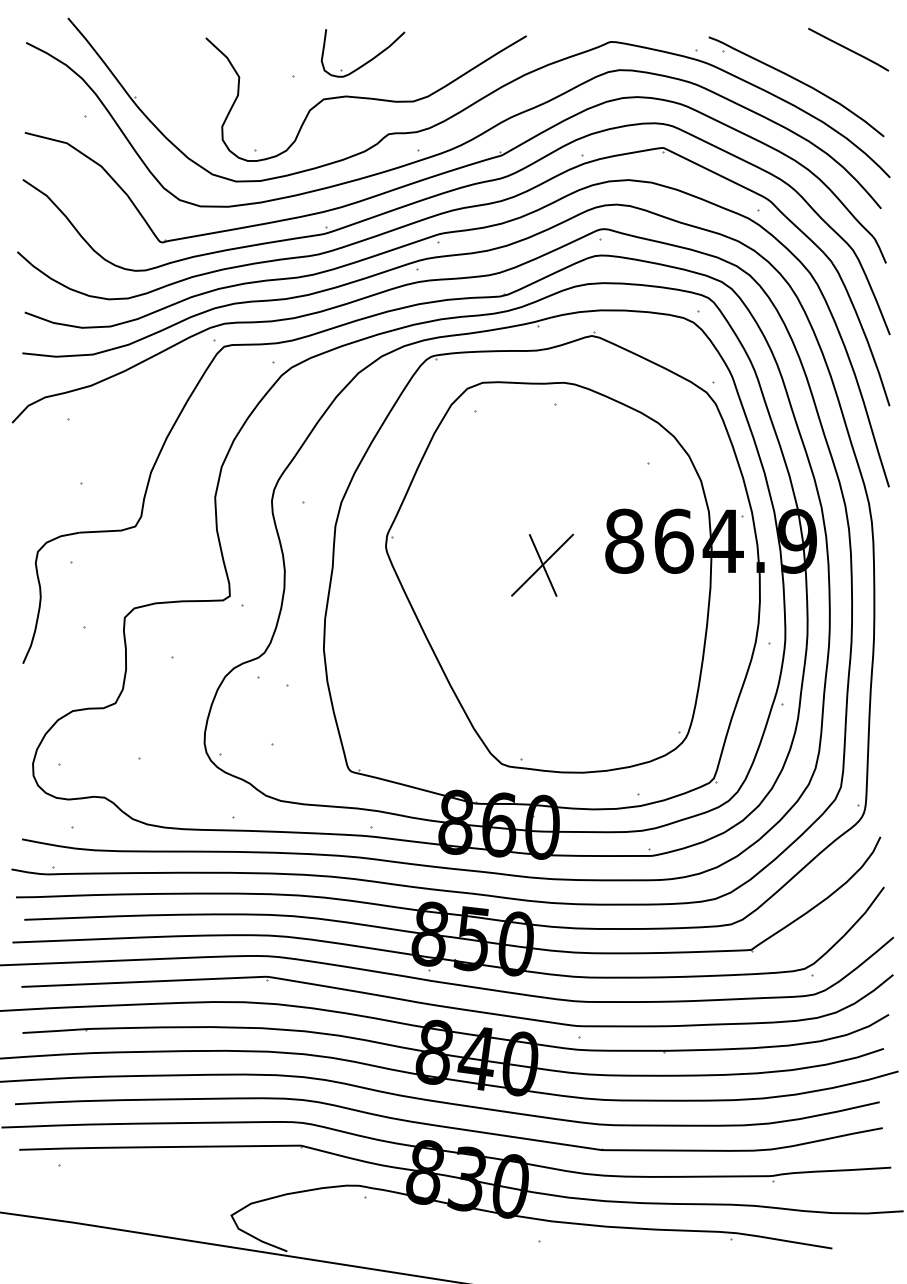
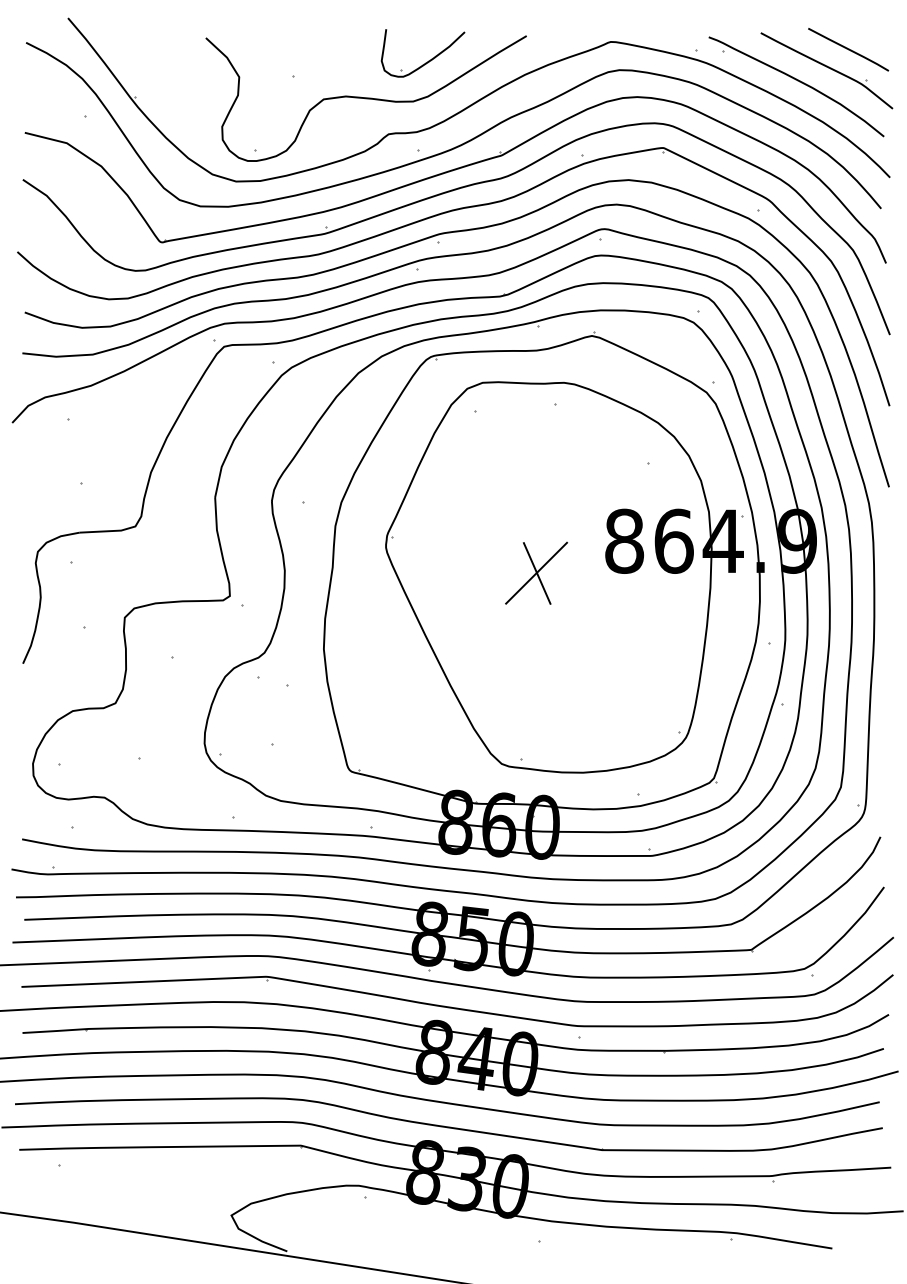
part position: (368, 60) -> (428, 60) (428, 60)
part: none -> present (826, 70)
part position: (542, 564) -> (536, 572) (536, 572)
